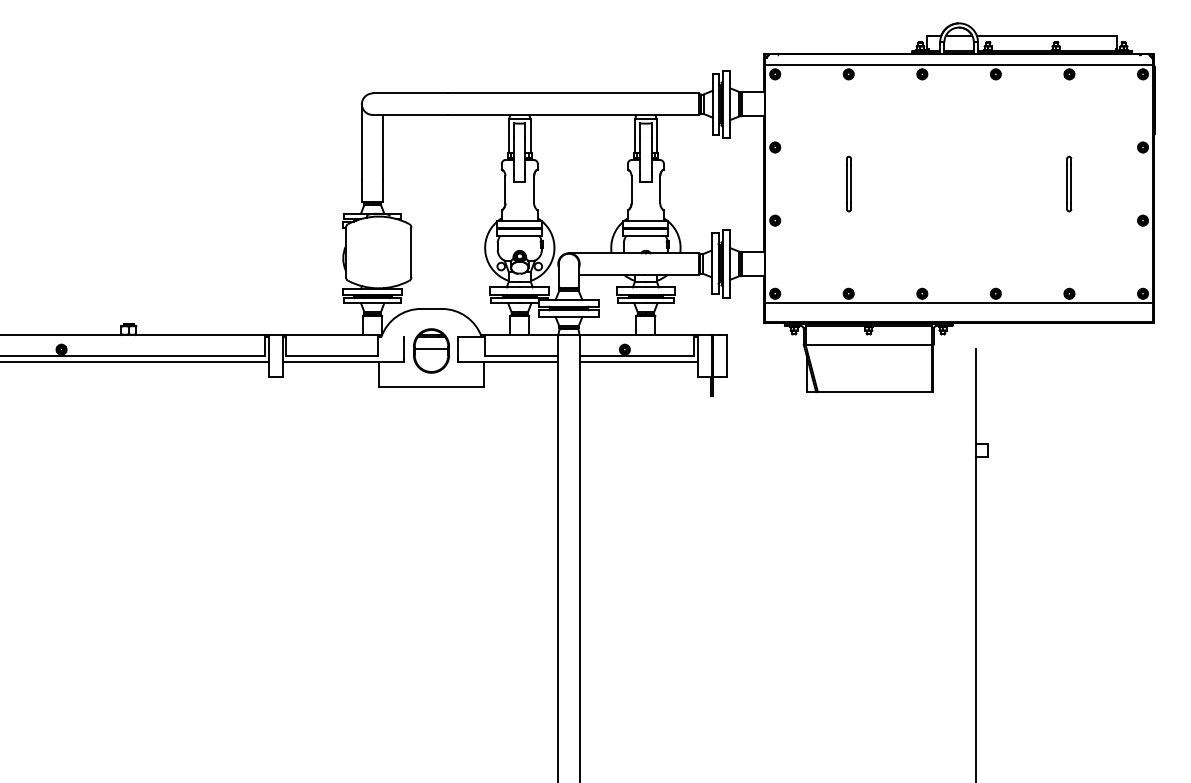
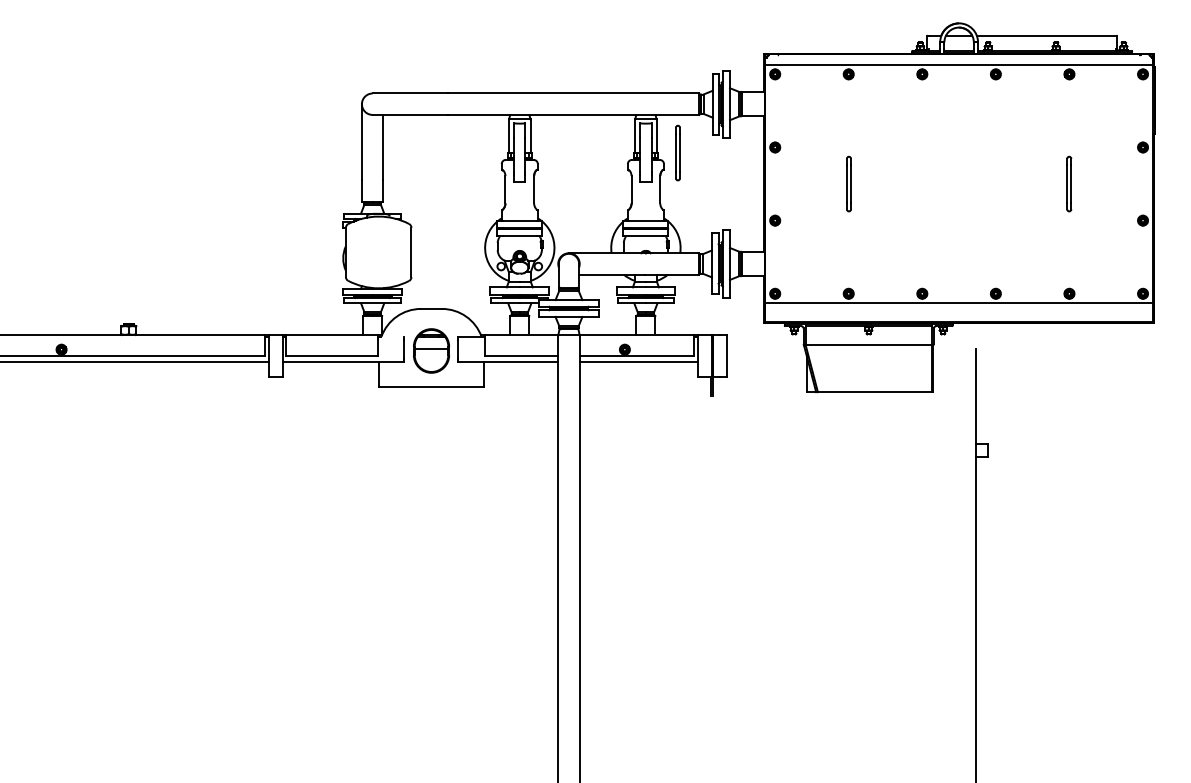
part: none -> present (677, 152)
